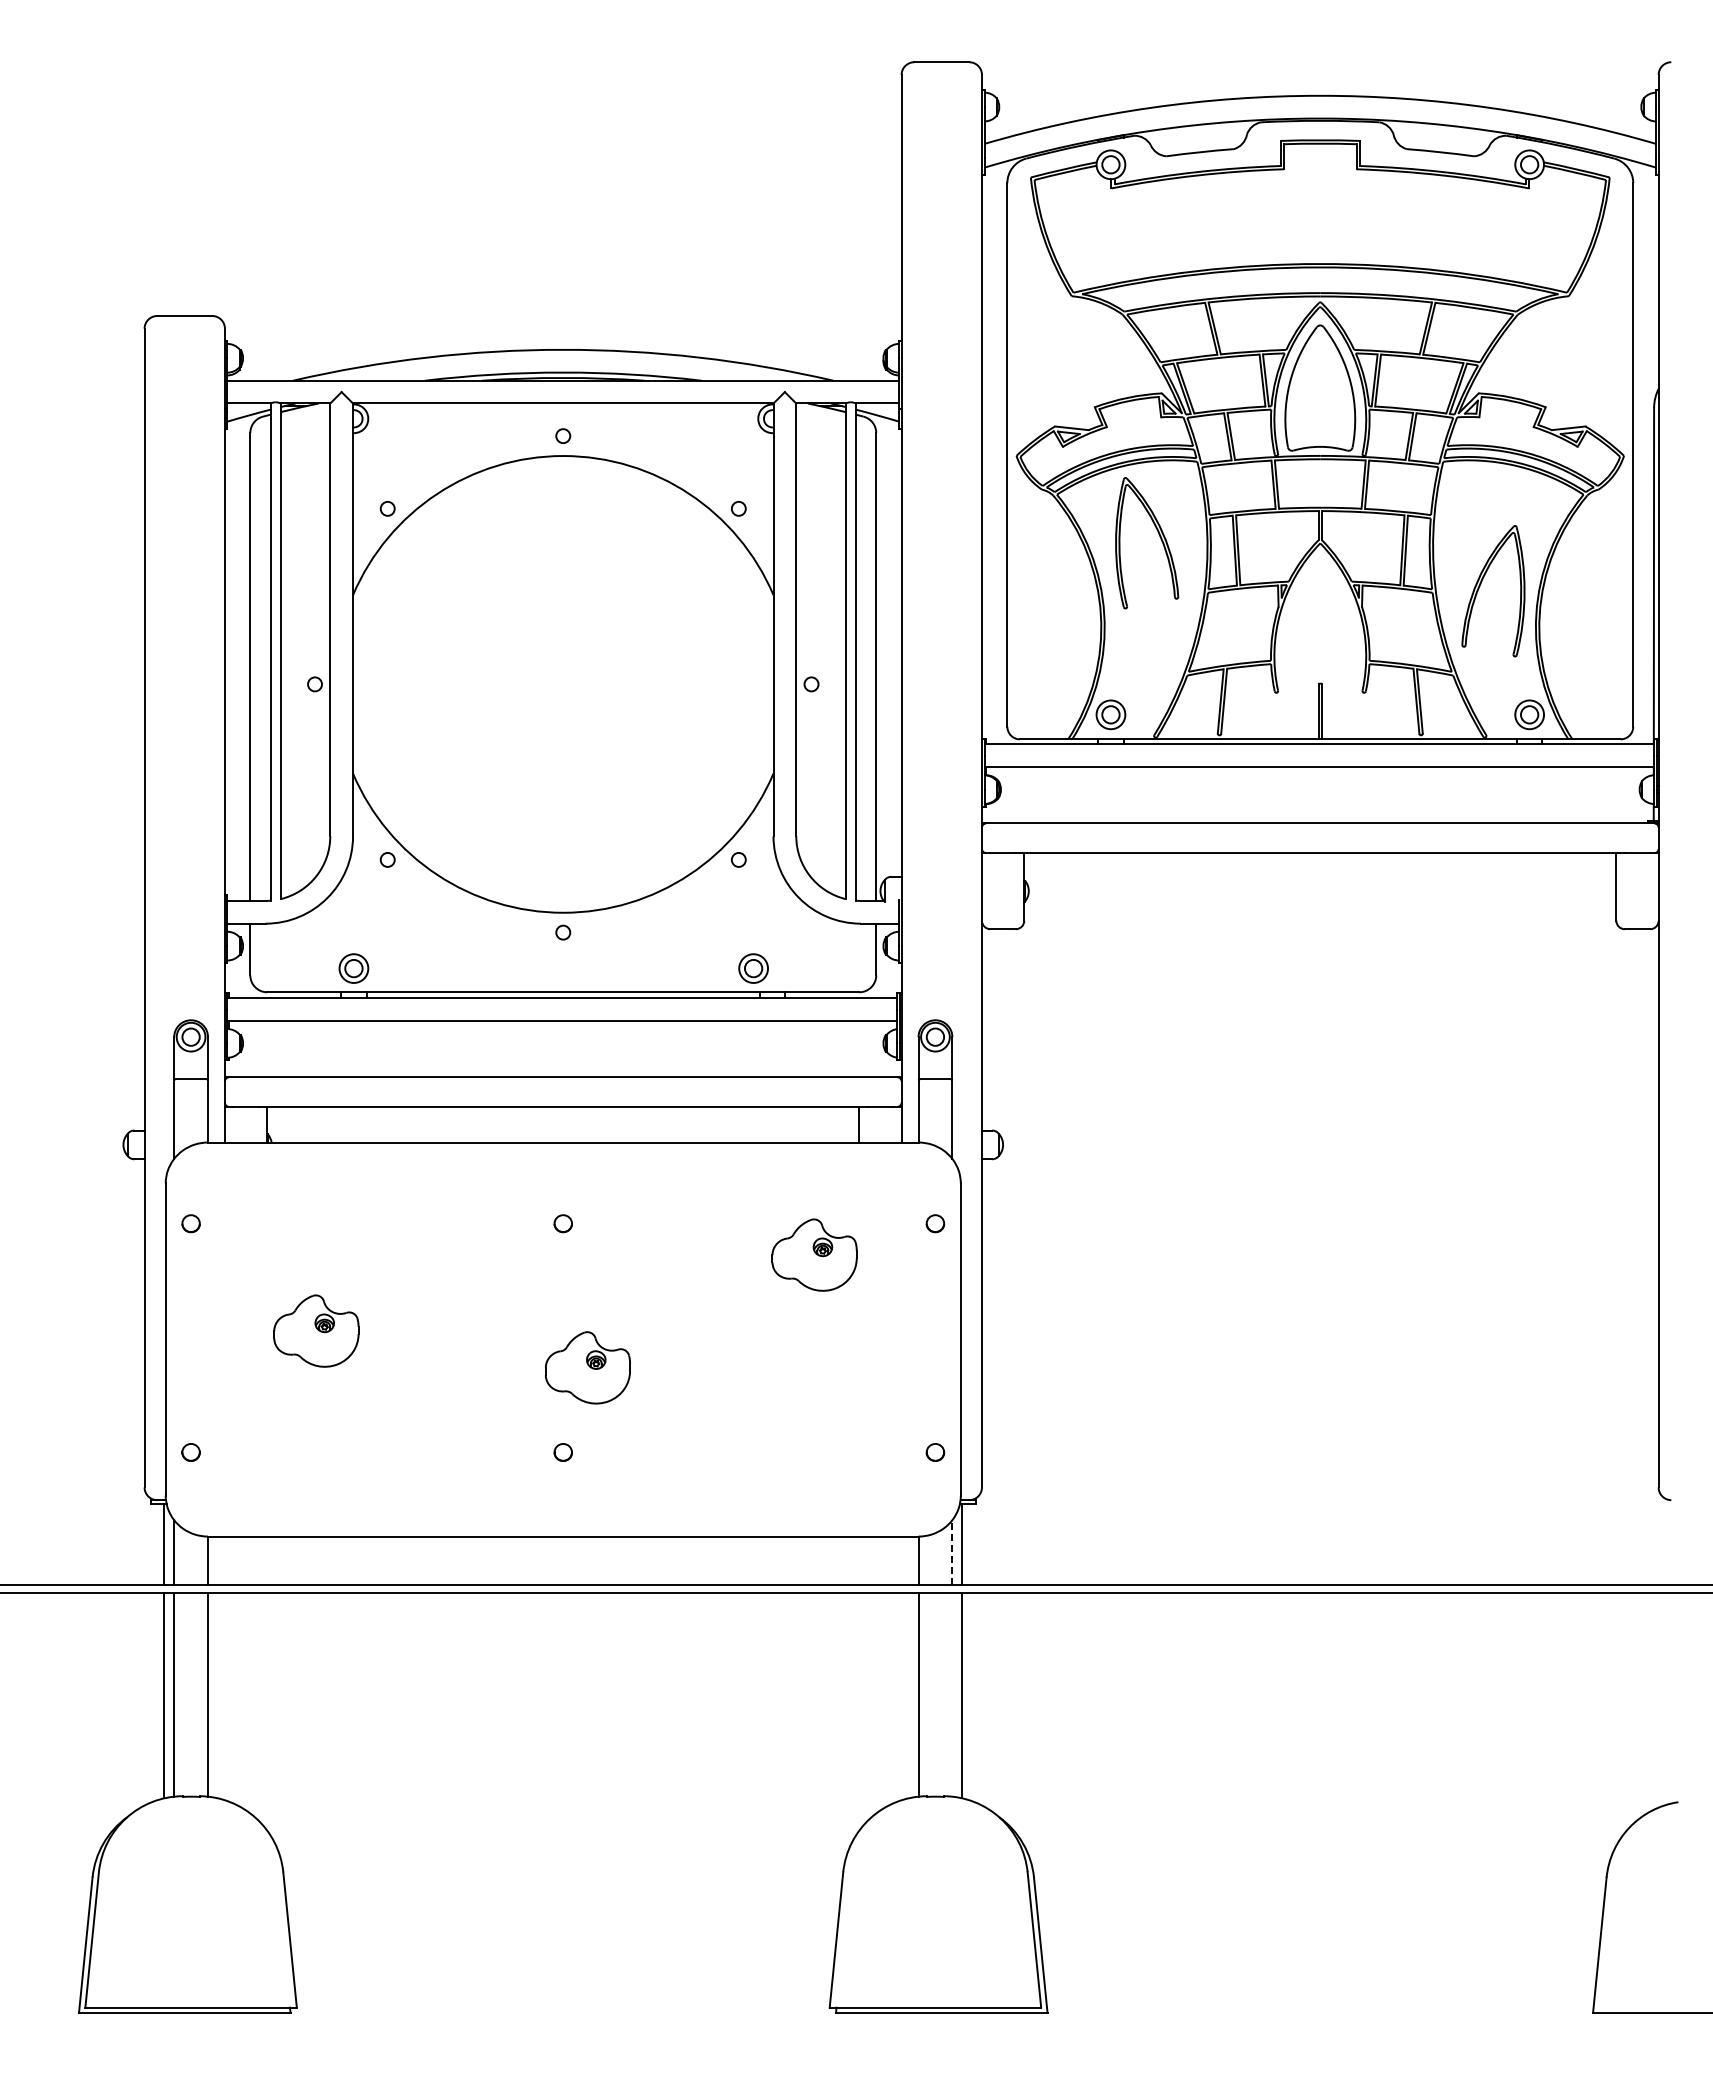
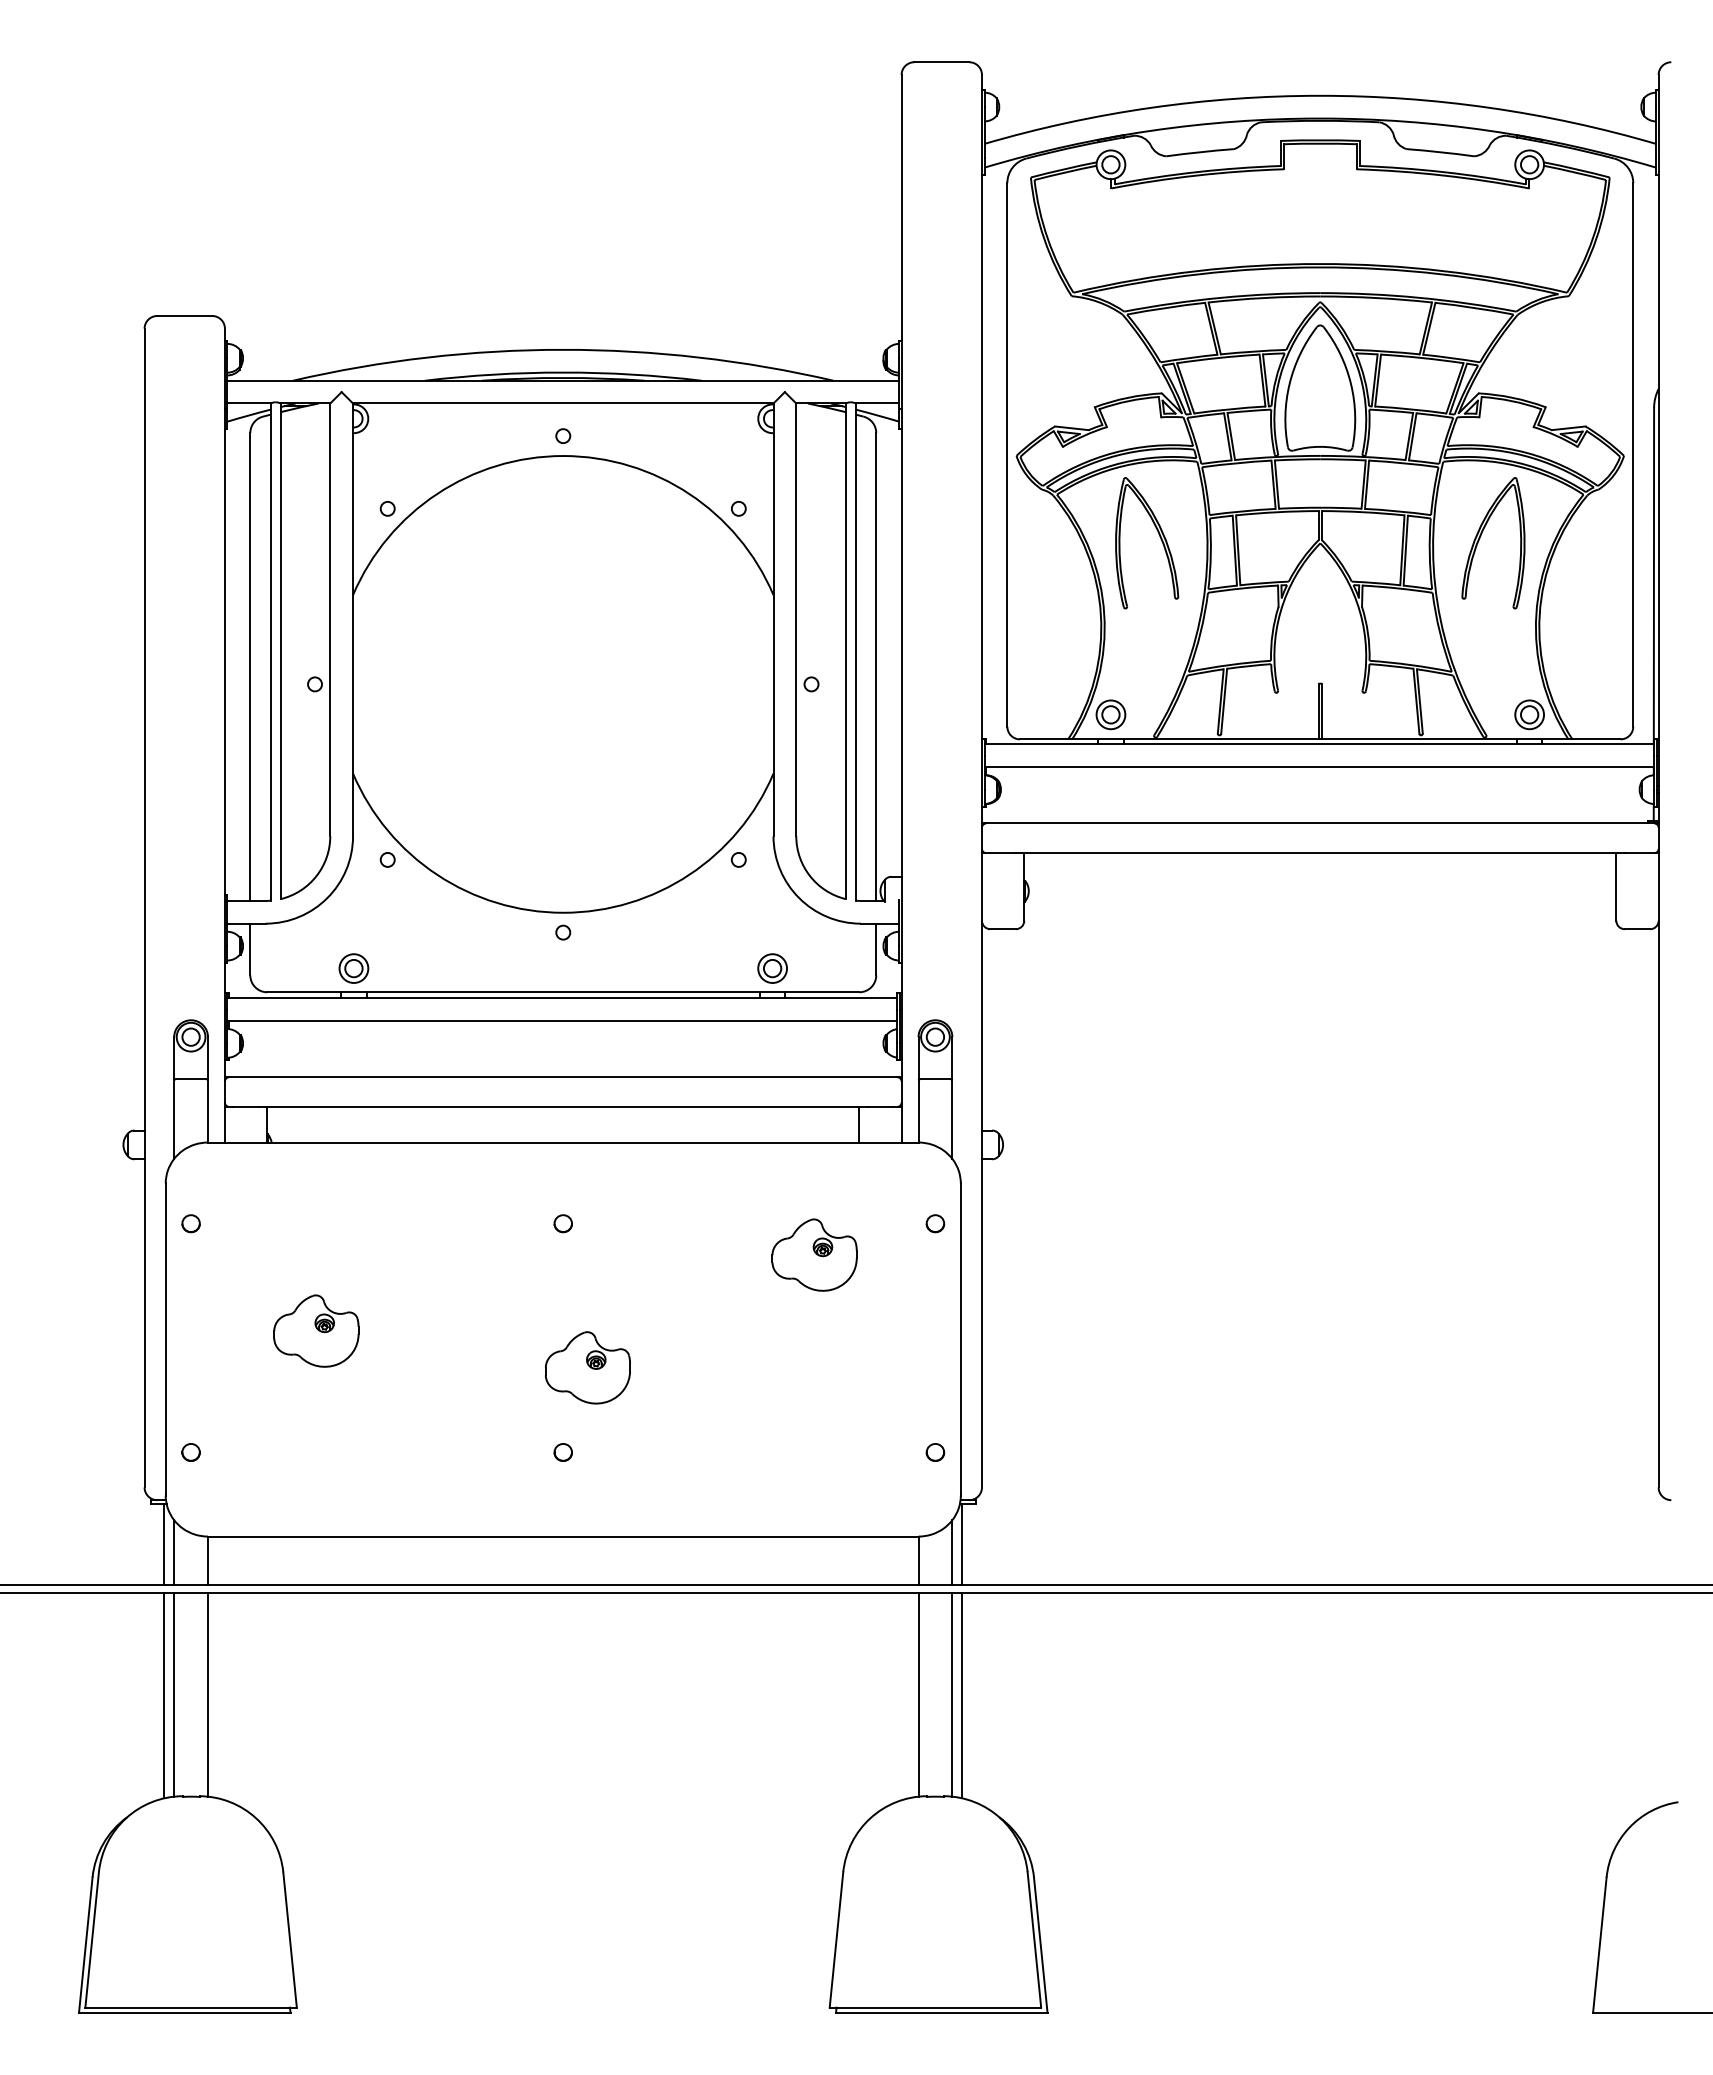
part position: (1481, 584) -> (1481, 536) (1481, 536)
part position: (753, 968) -> (772, 968) (772, 968)
line: dashed -> solid (952, 1551)
line: none -> present (952, 1694)
